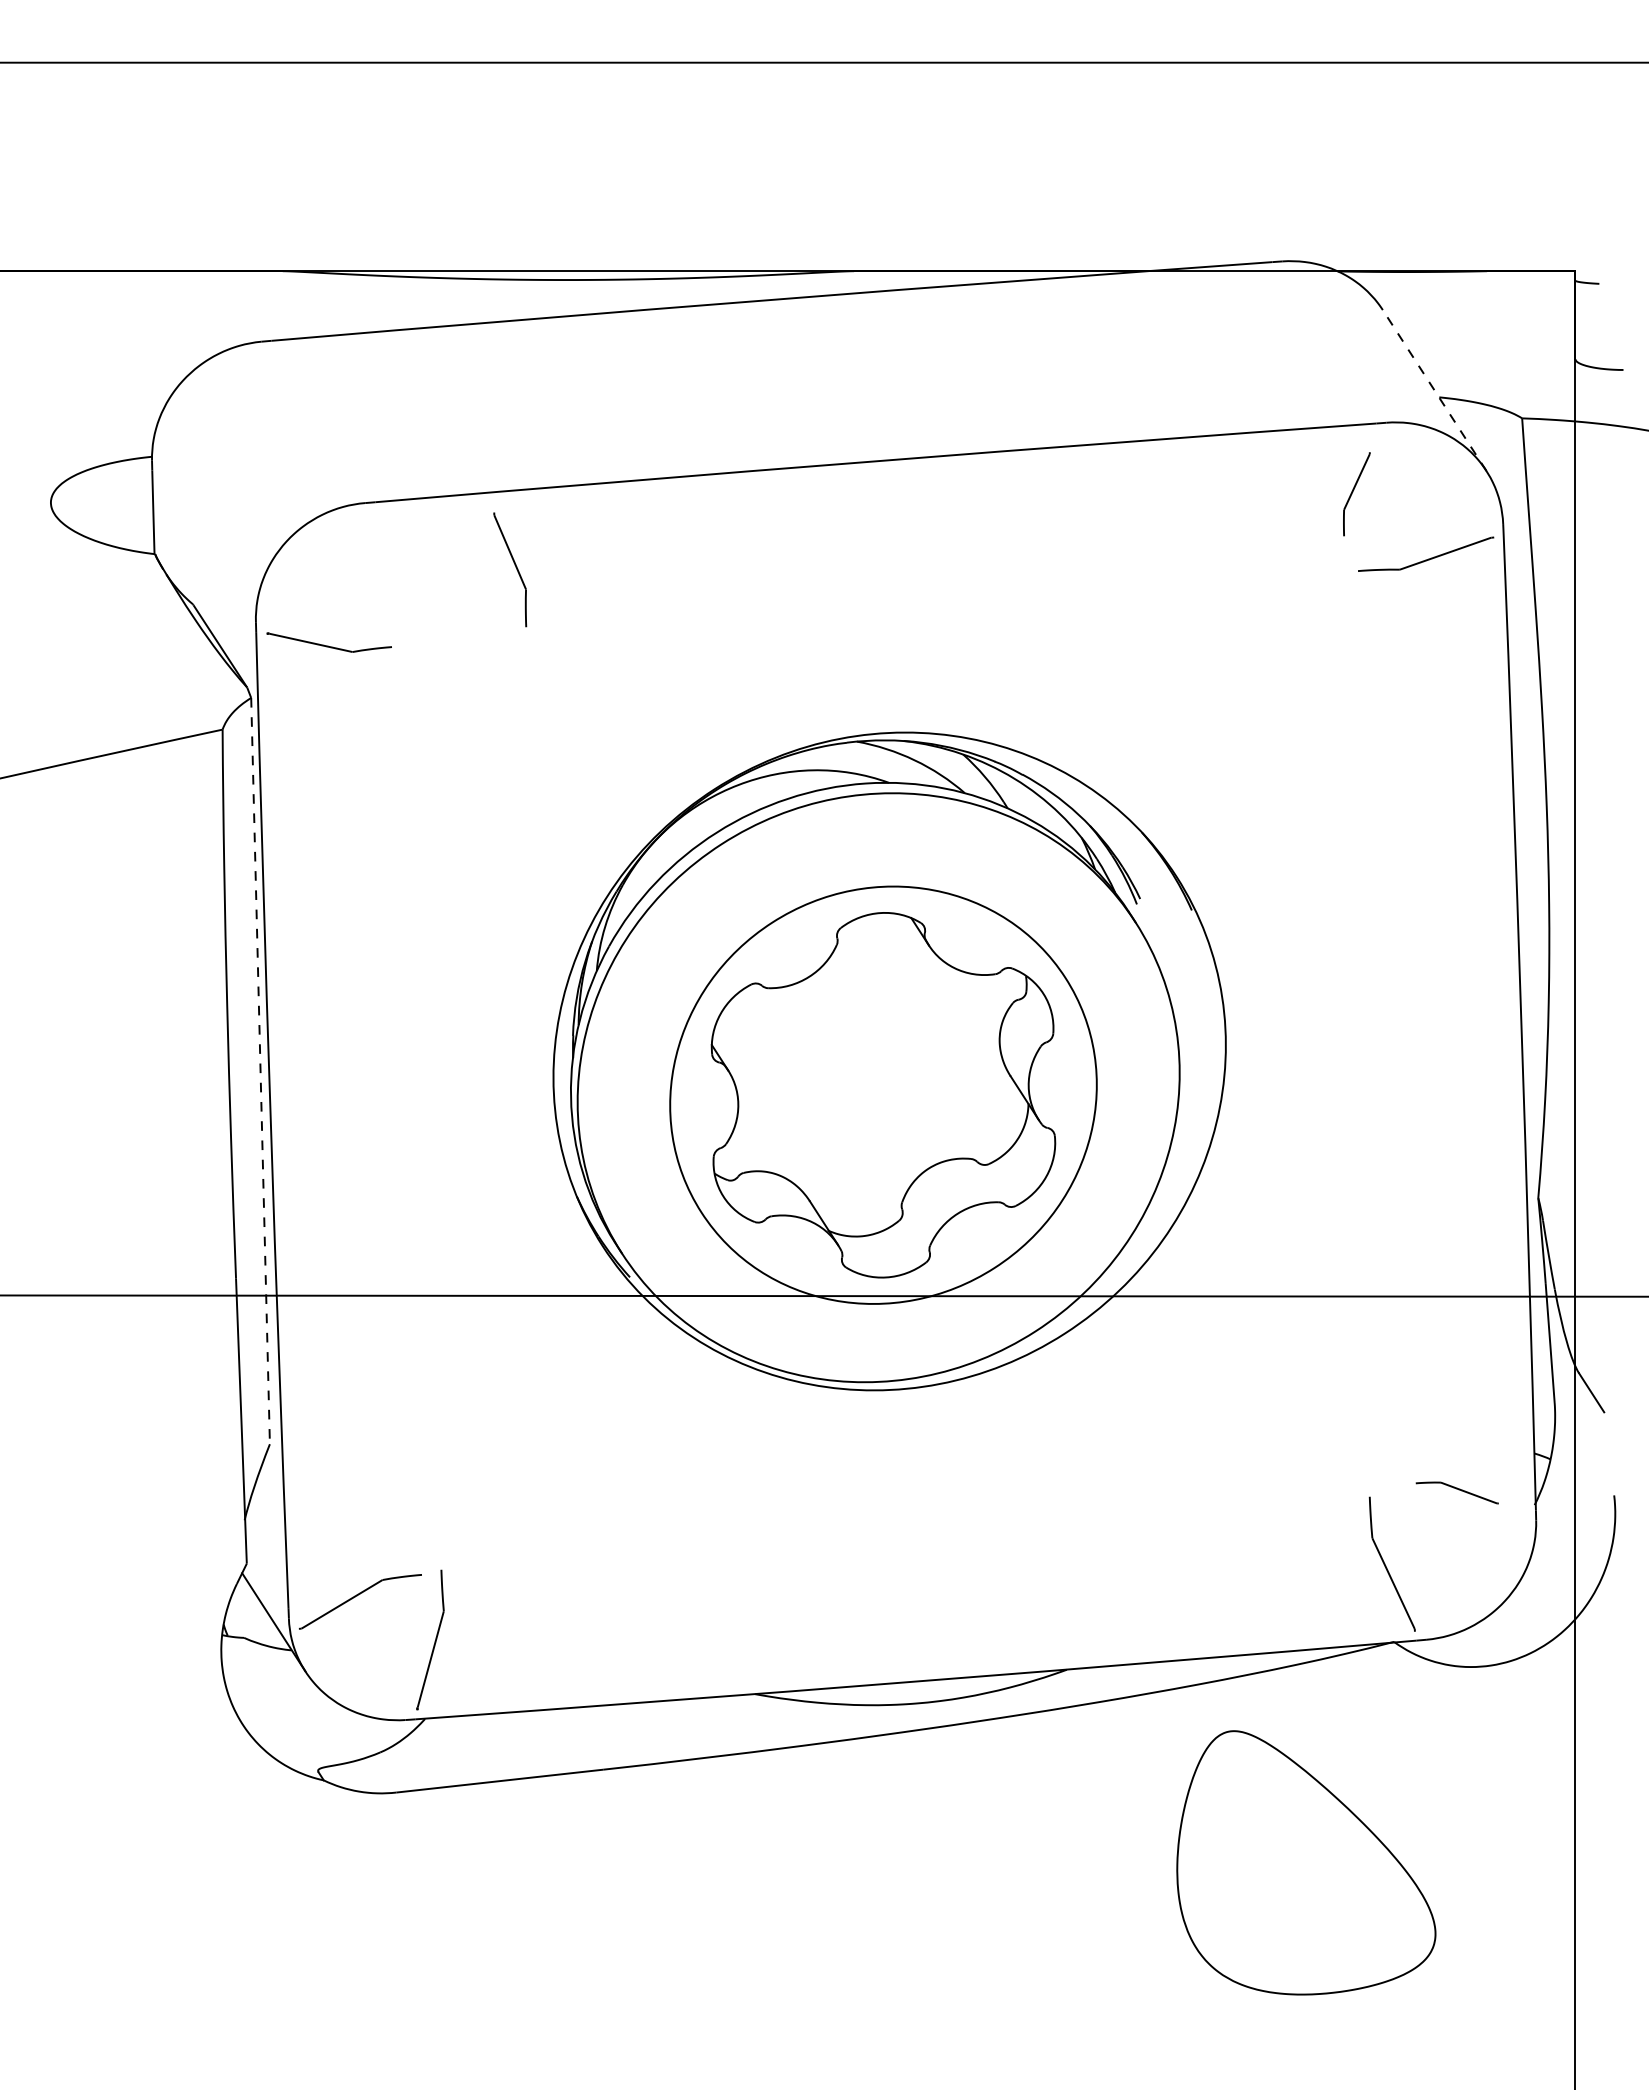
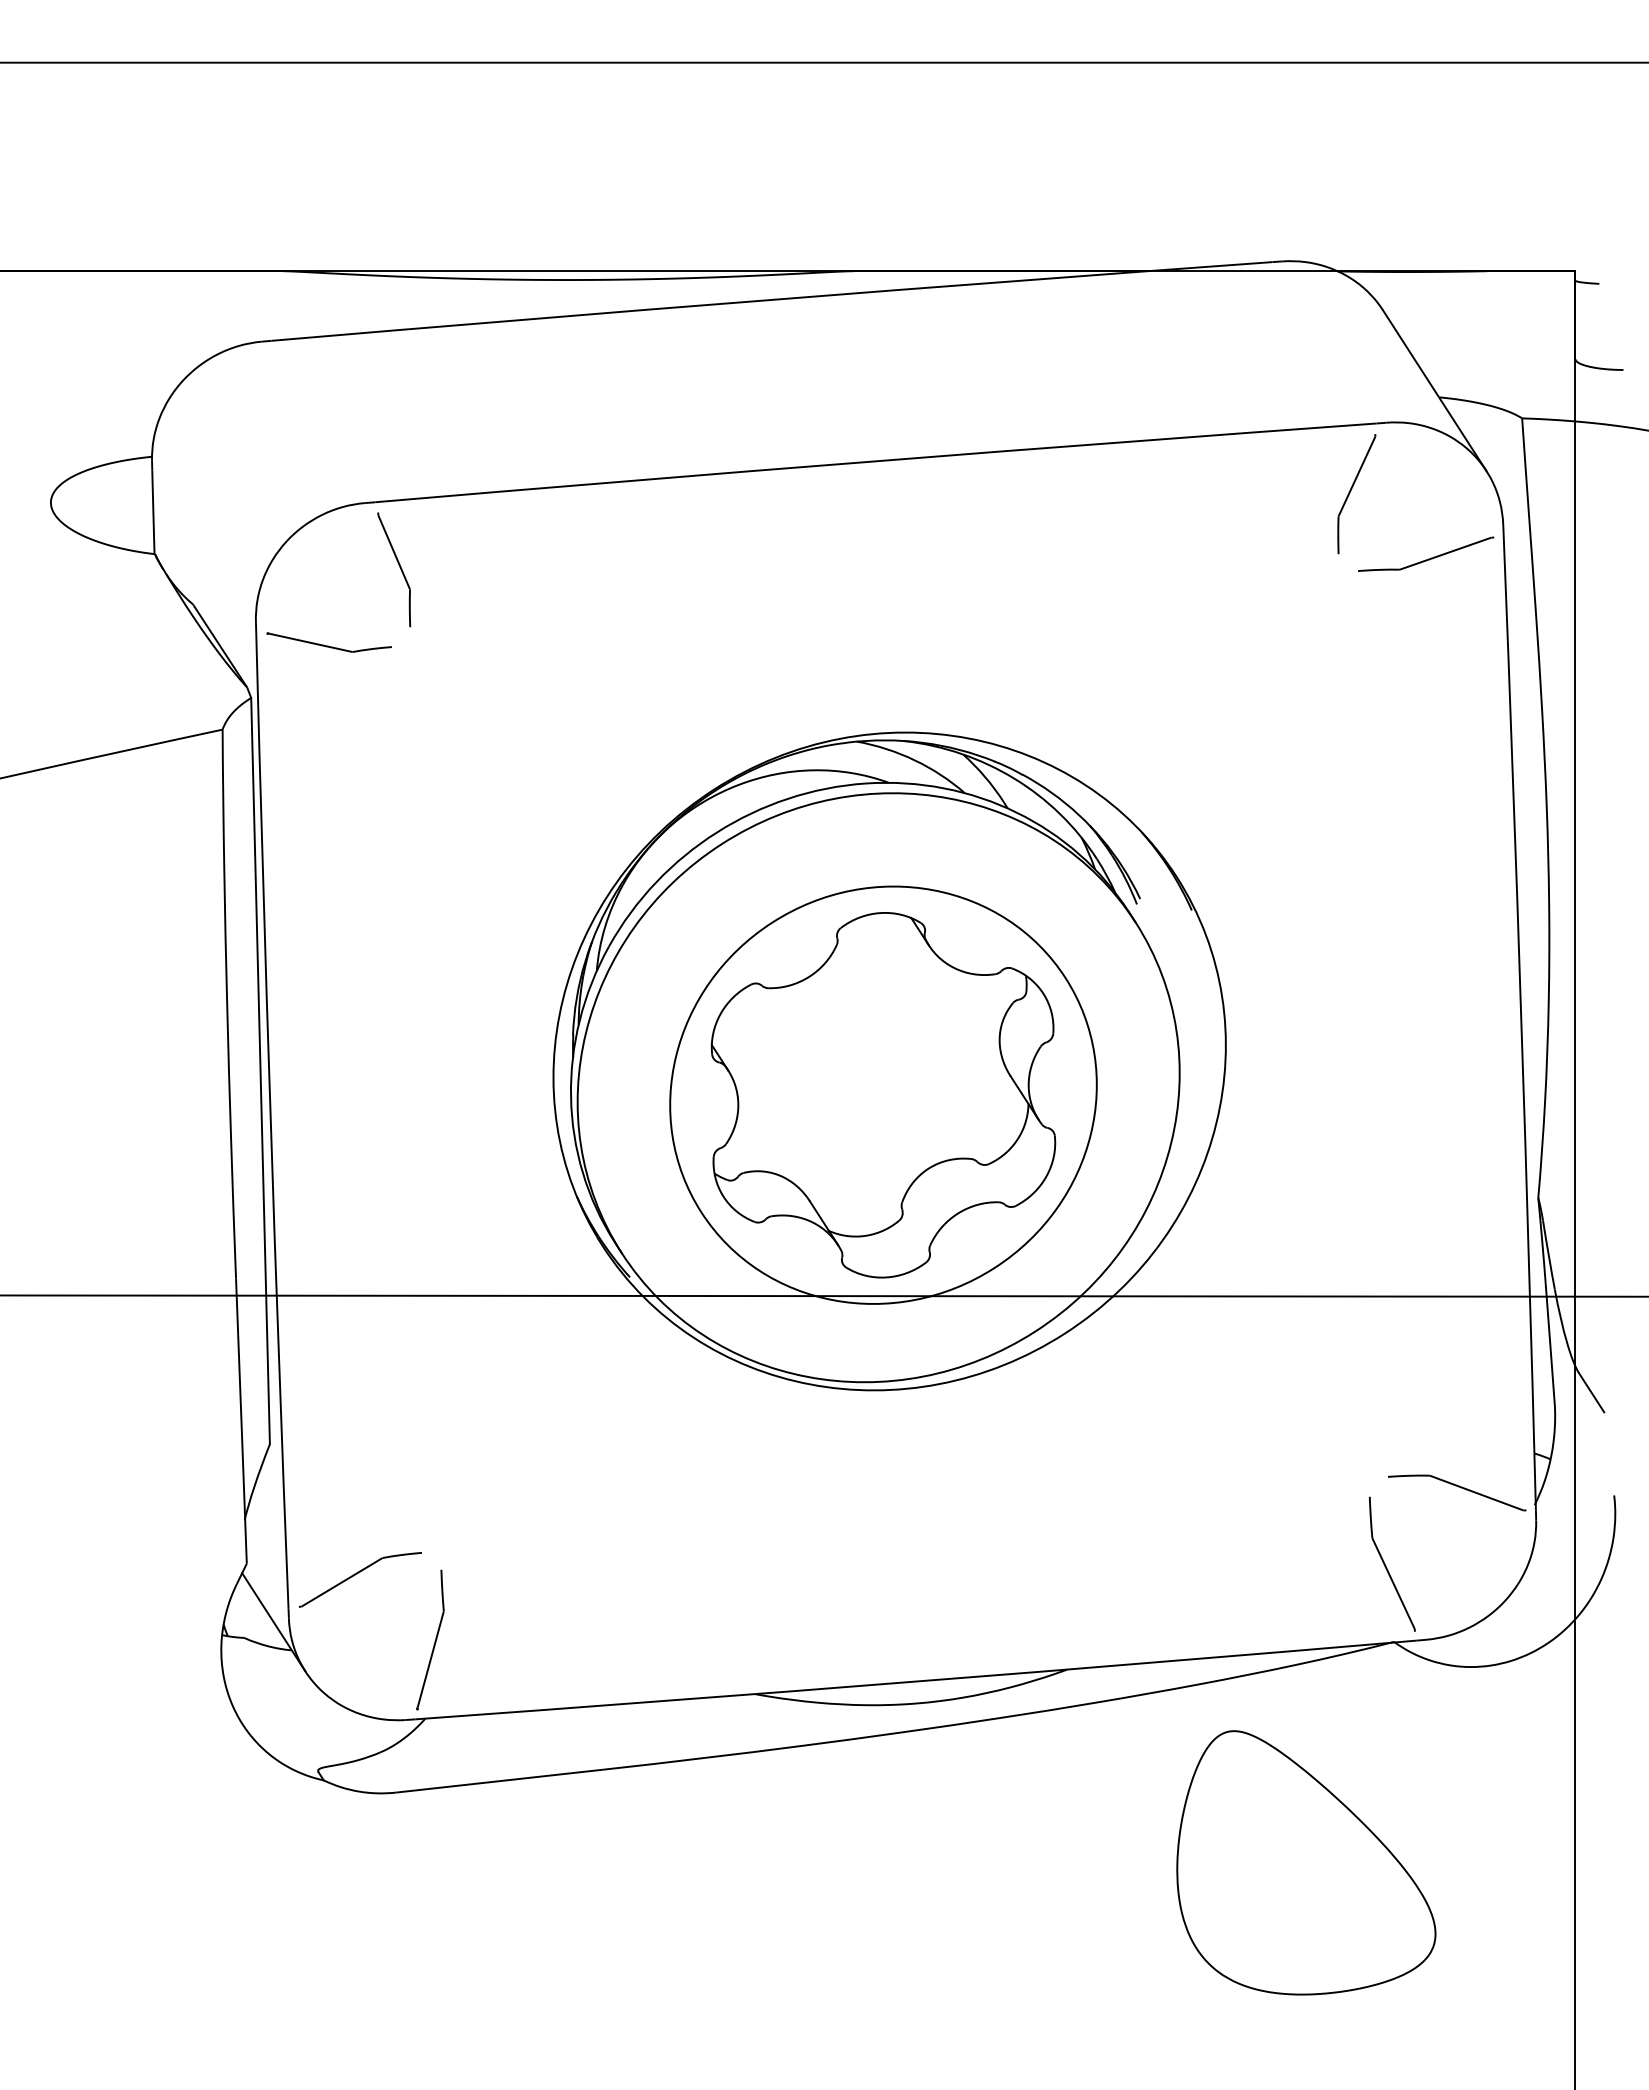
line: dashed -> solid (1434, 390)
part size: 28x85 px -> 40x121 px (1356, 494)
part position: (510, 569) -> (394, 569) (394, 569)
line: dashed -> solid (260, 1071)
part size: 84x24 px -> 139x38 px (1457, 1492)
part position: (360, 1601) -> (360, 1579) (360, 1579)
